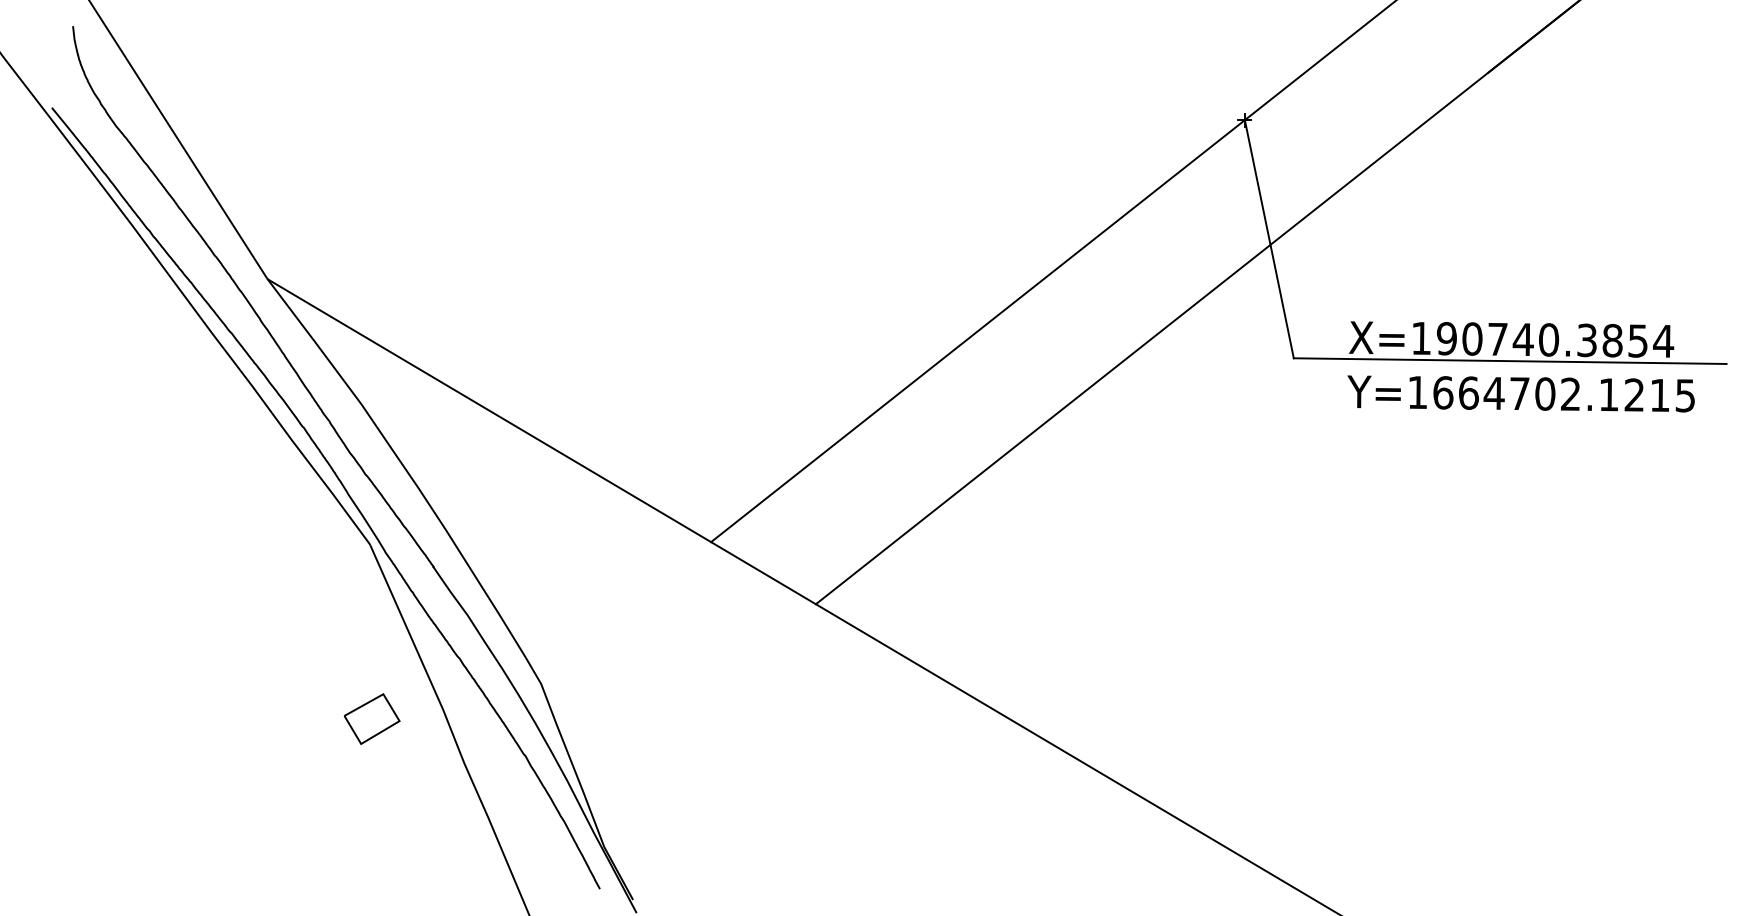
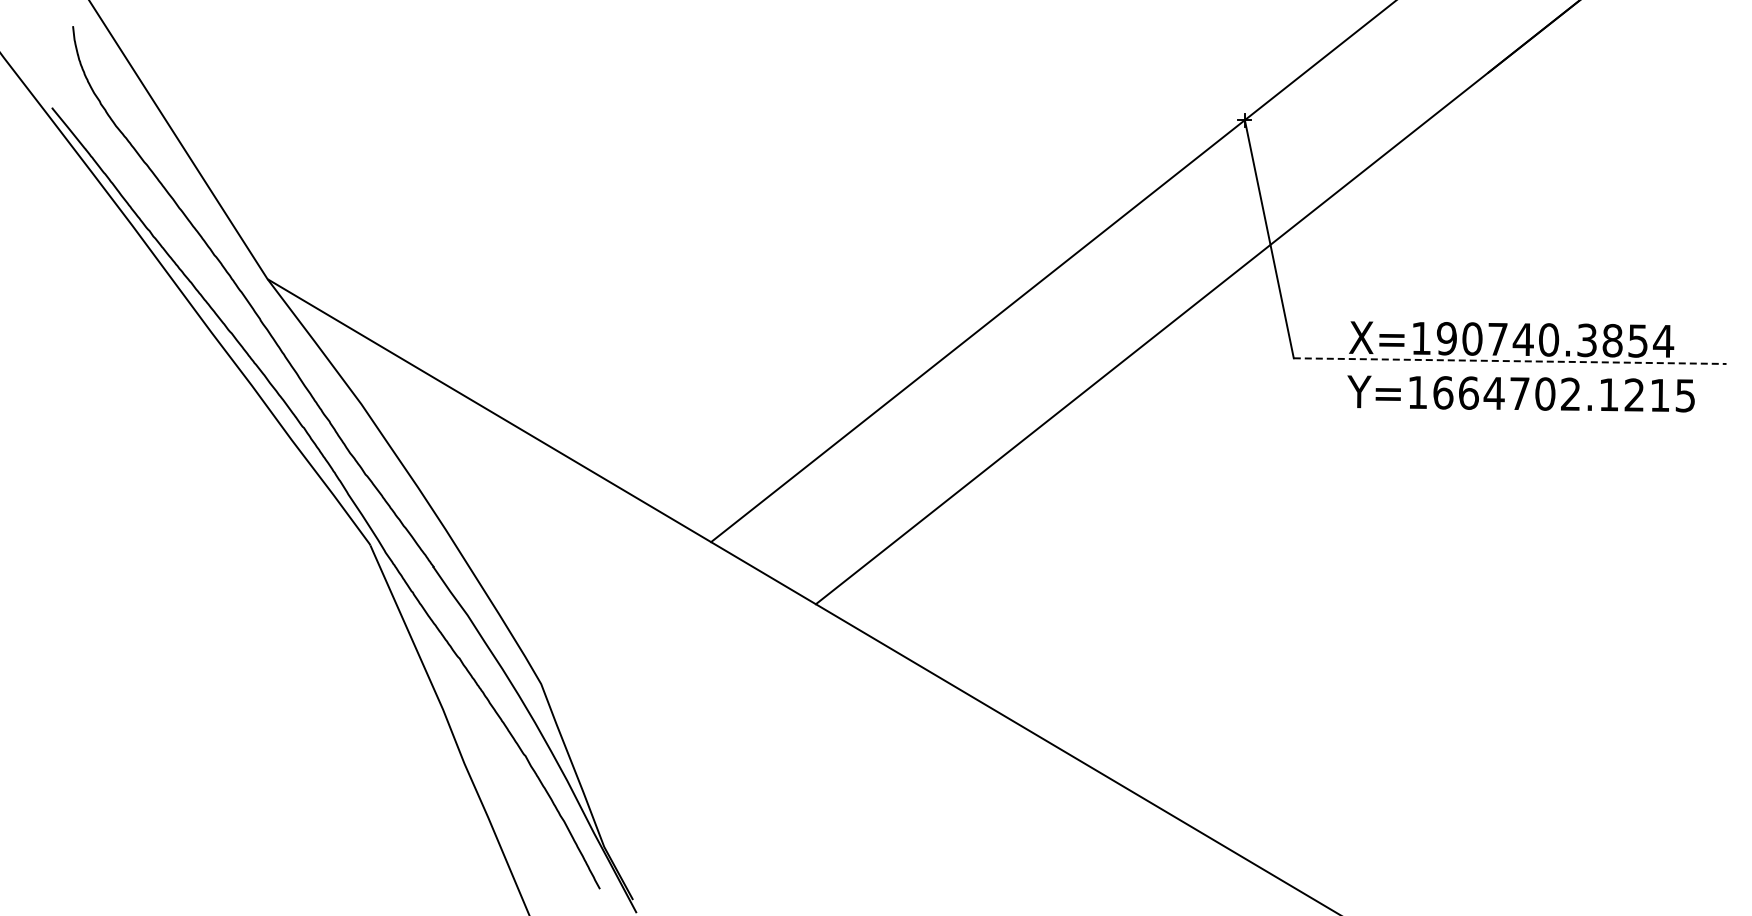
line: solid -> dashed (1510, 361)
part: present -> none (371, 718)
